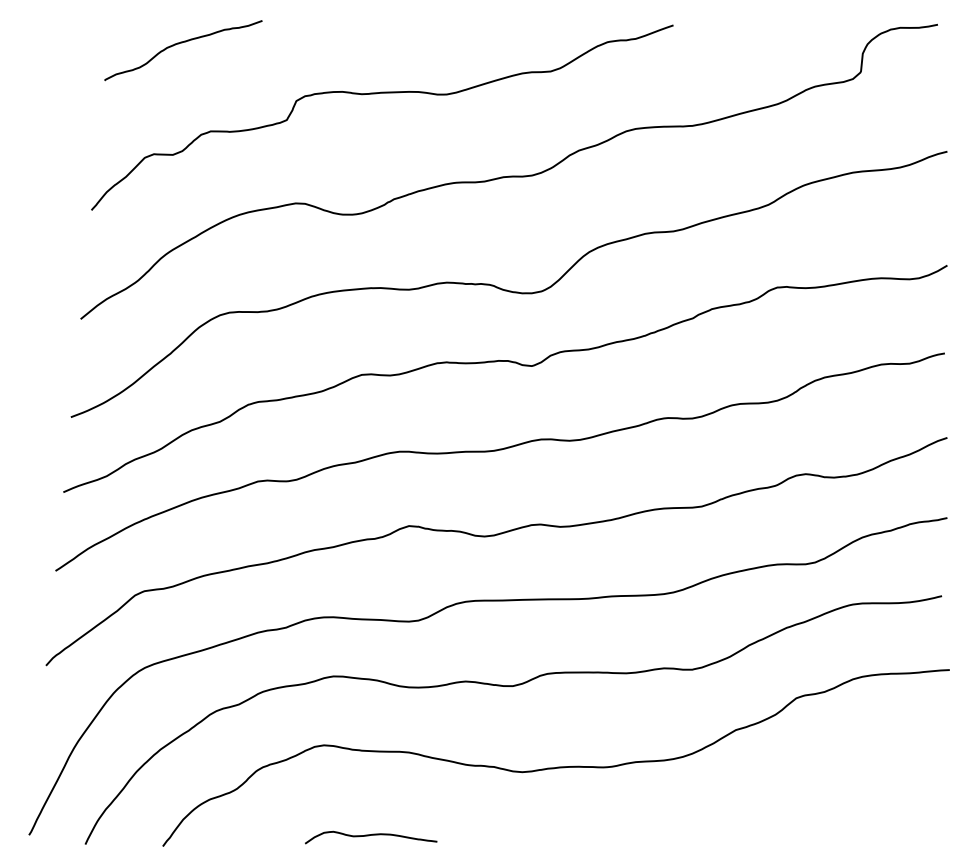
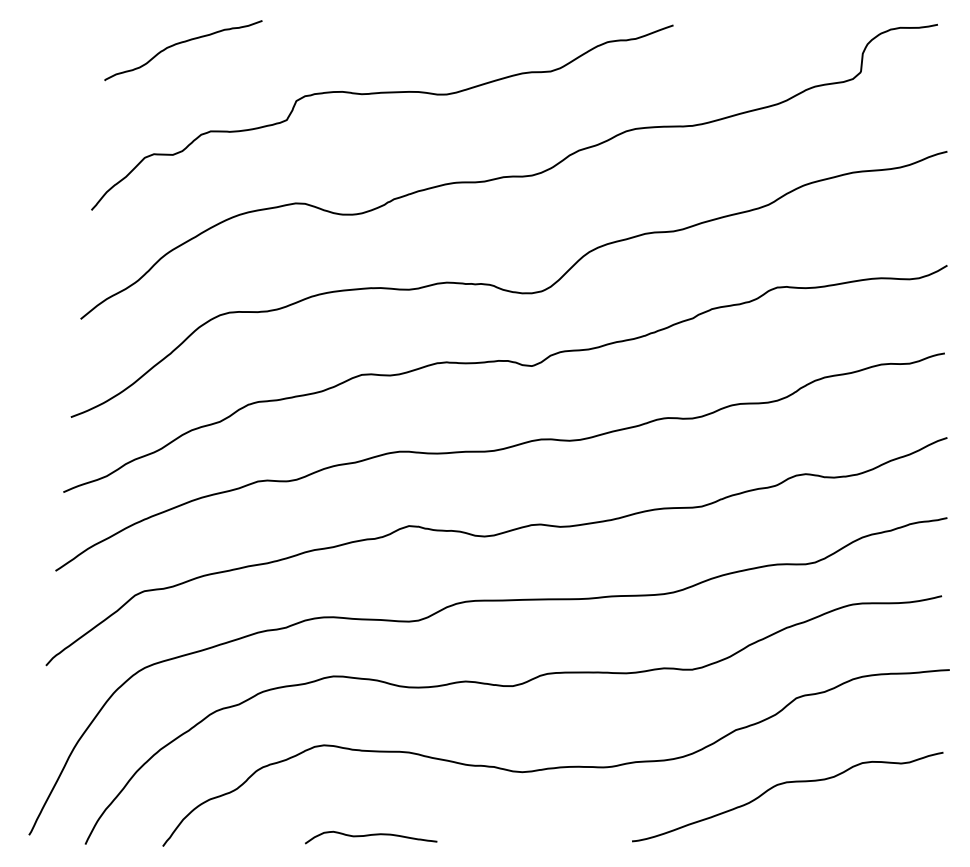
curve: none -> present (783, 784)
